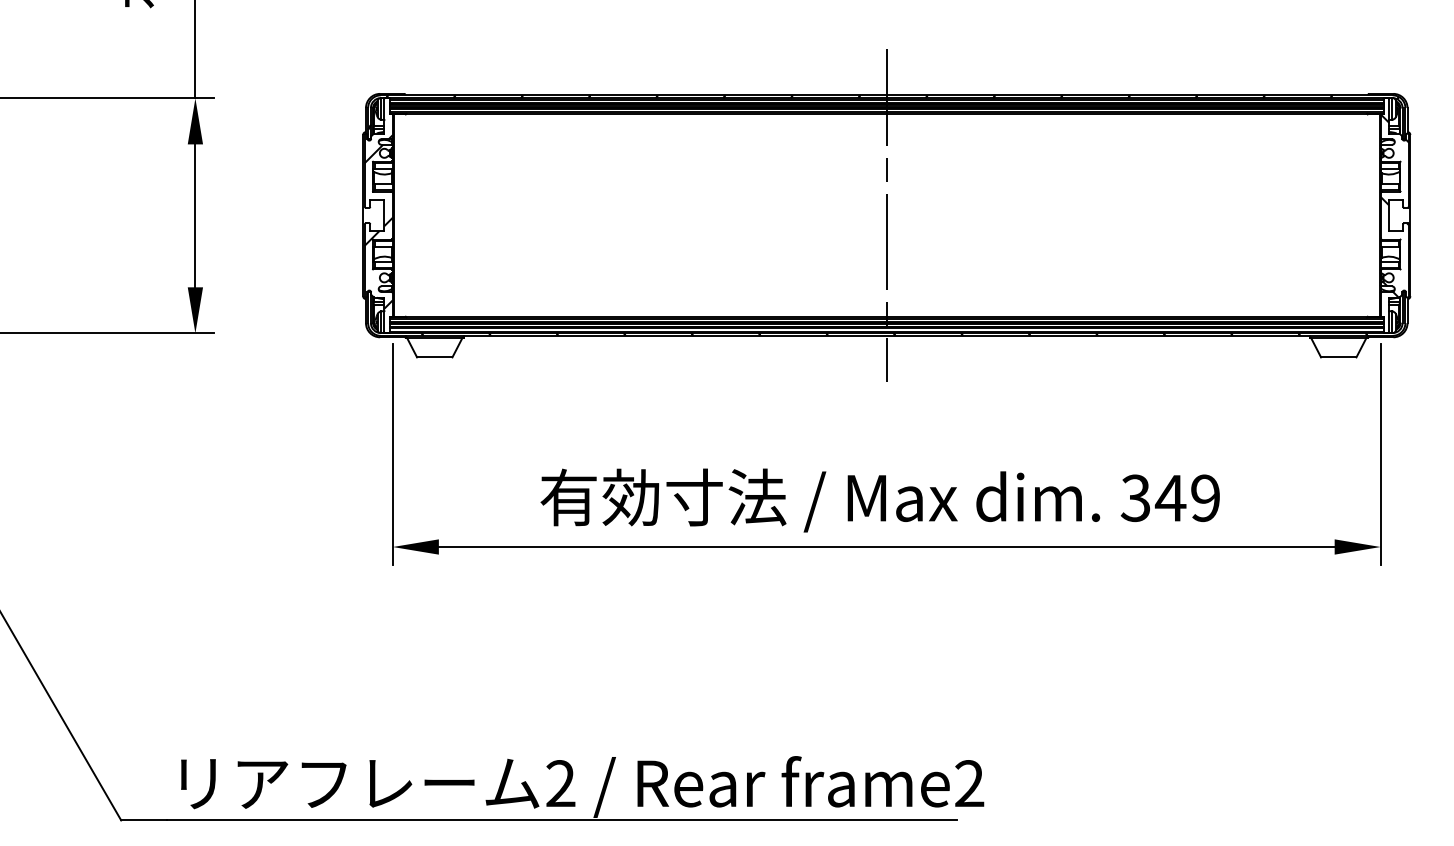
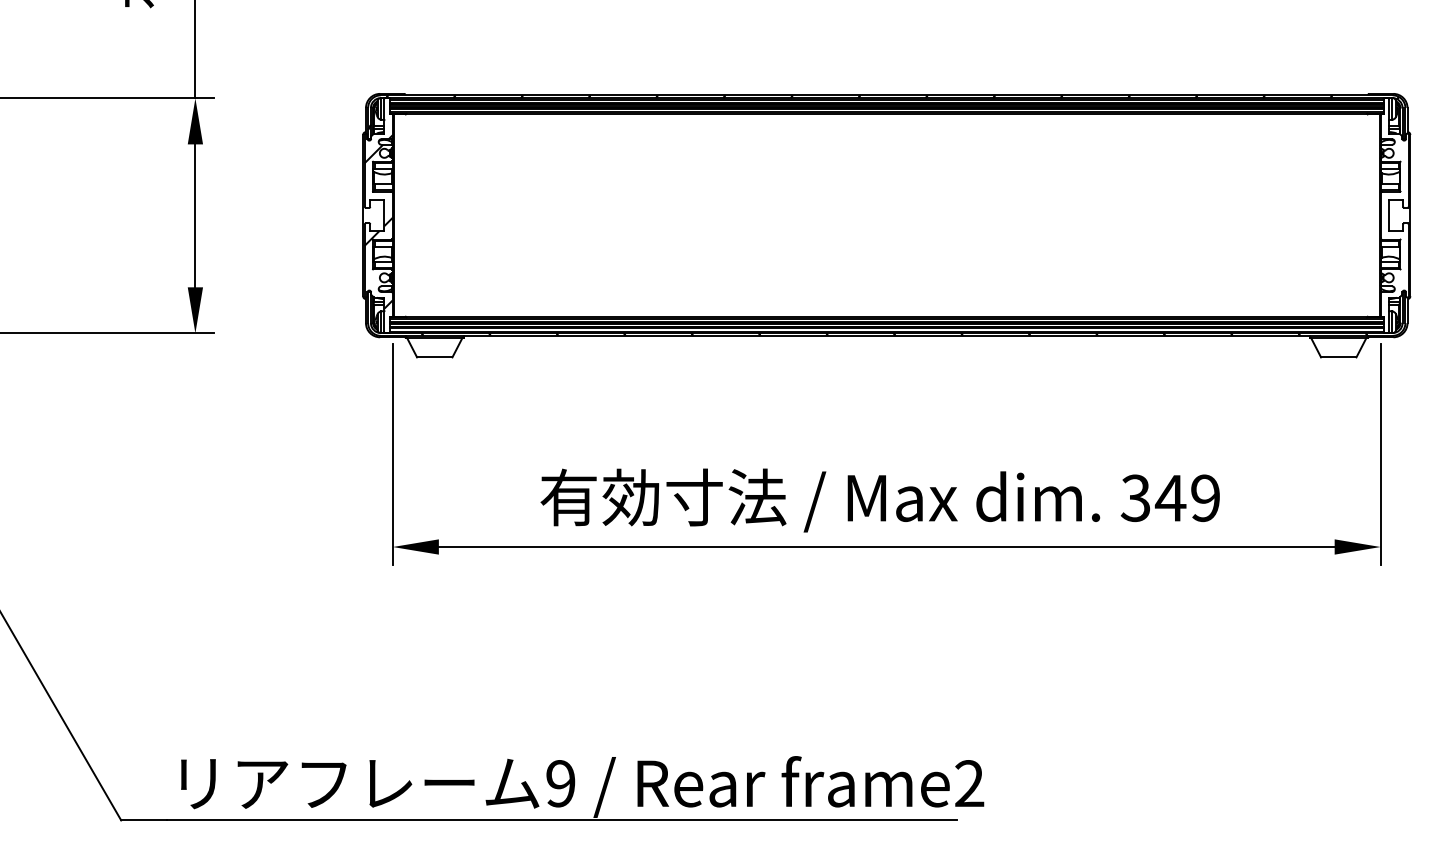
hatch: present -> none (1394, 205)
line: present -> none (886, 215)
text: 2 -> 9 (560, 783)
